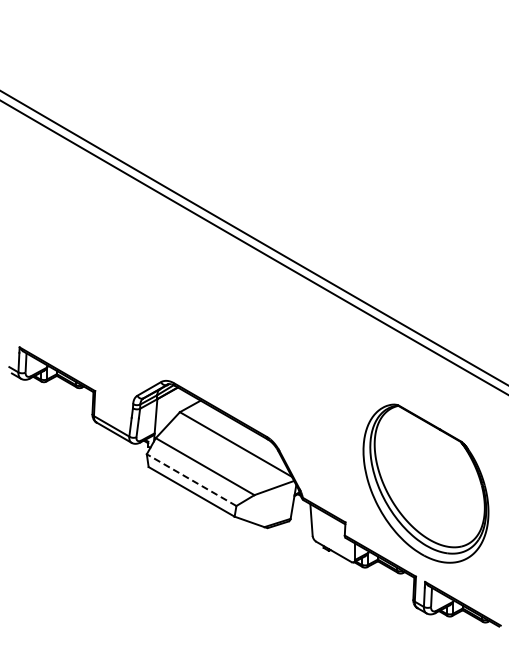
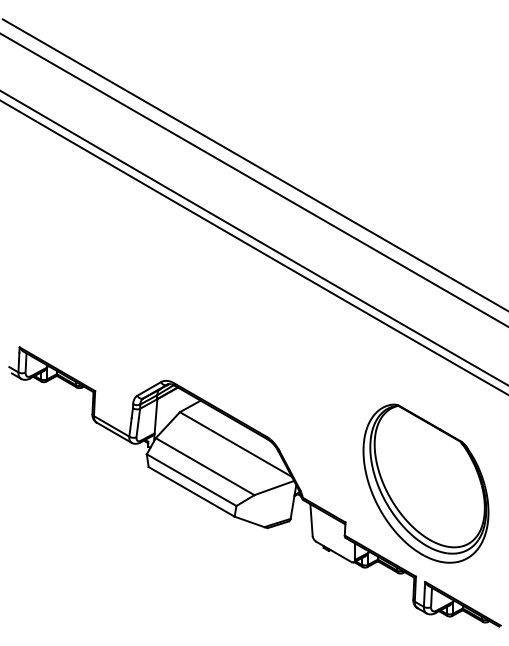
line: none -> present (253, 164)
line: none -> present (253, 179)
line: dashed -> solid (191, 480)
